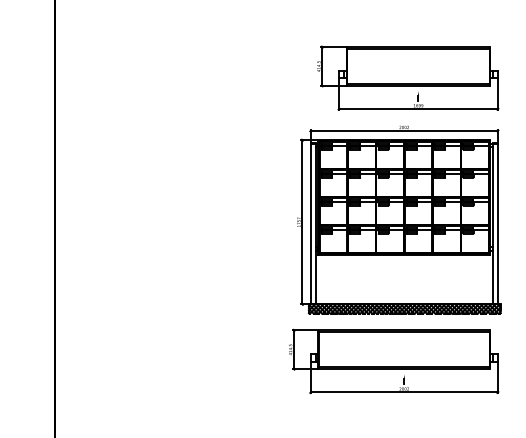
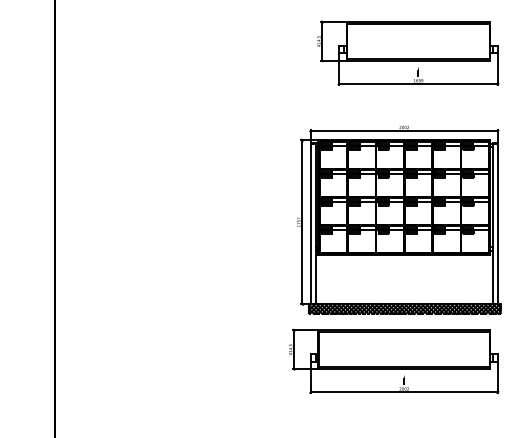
part position: (408, 77) -> (408, 52) (408, 52)
